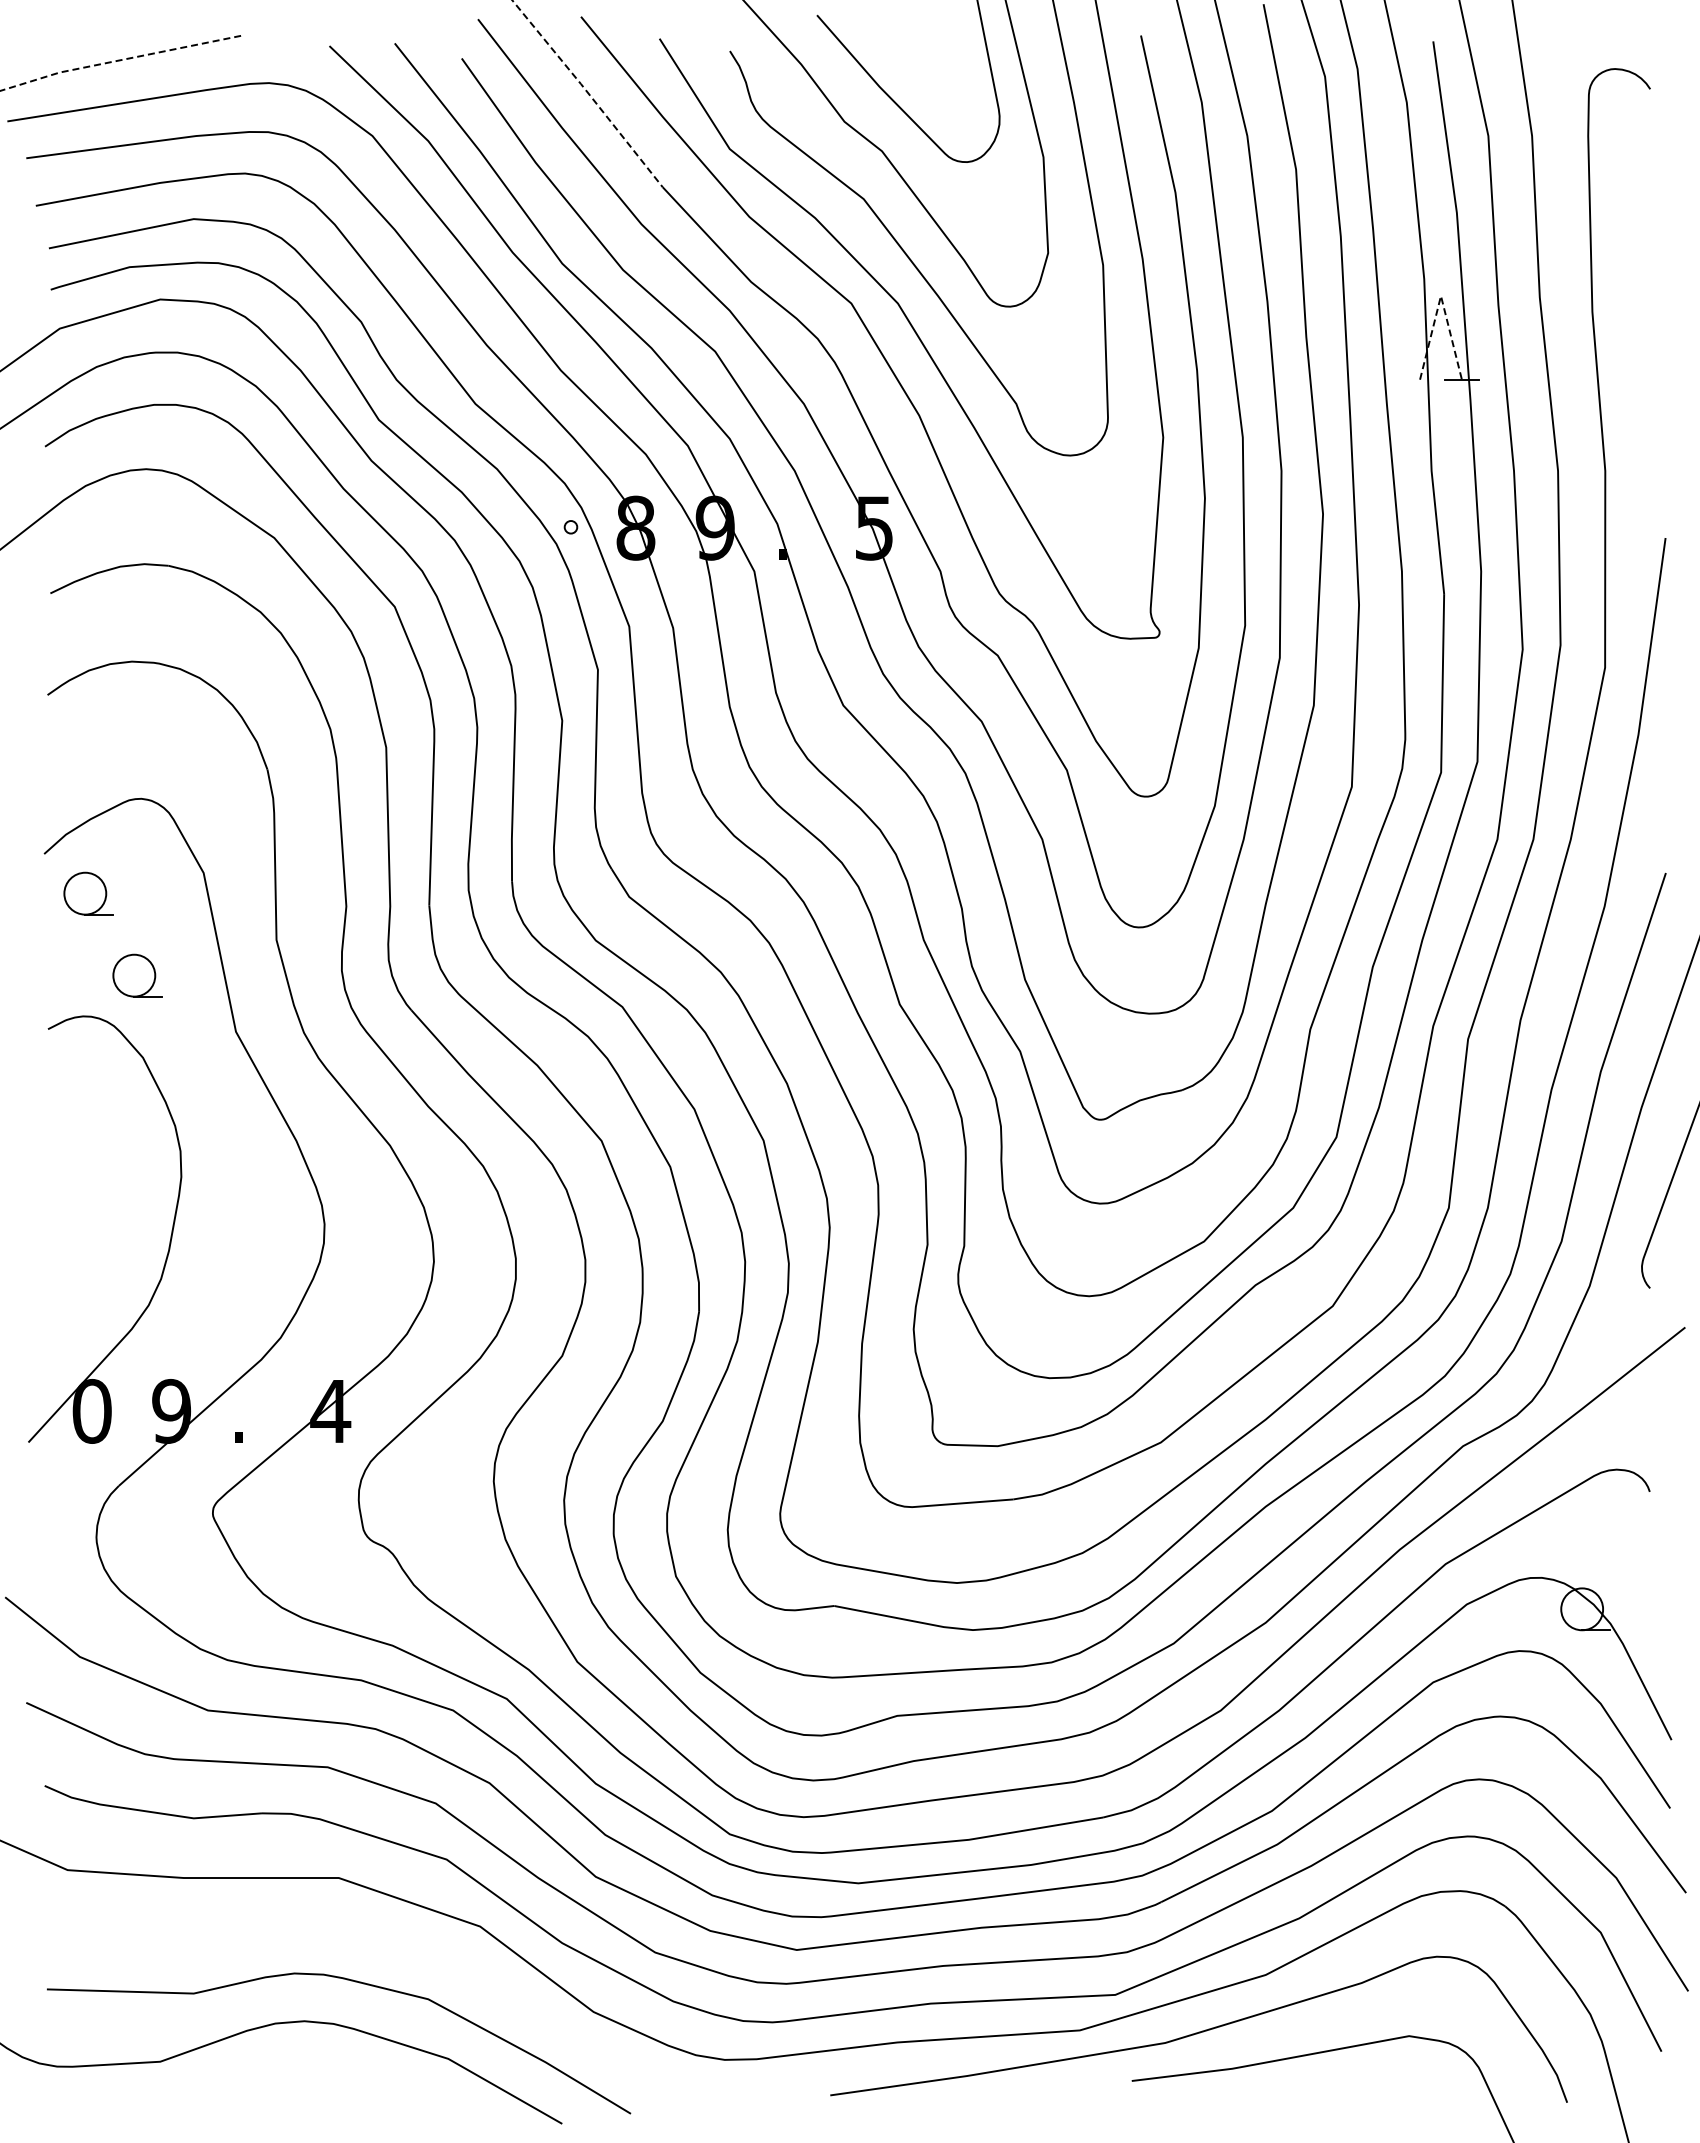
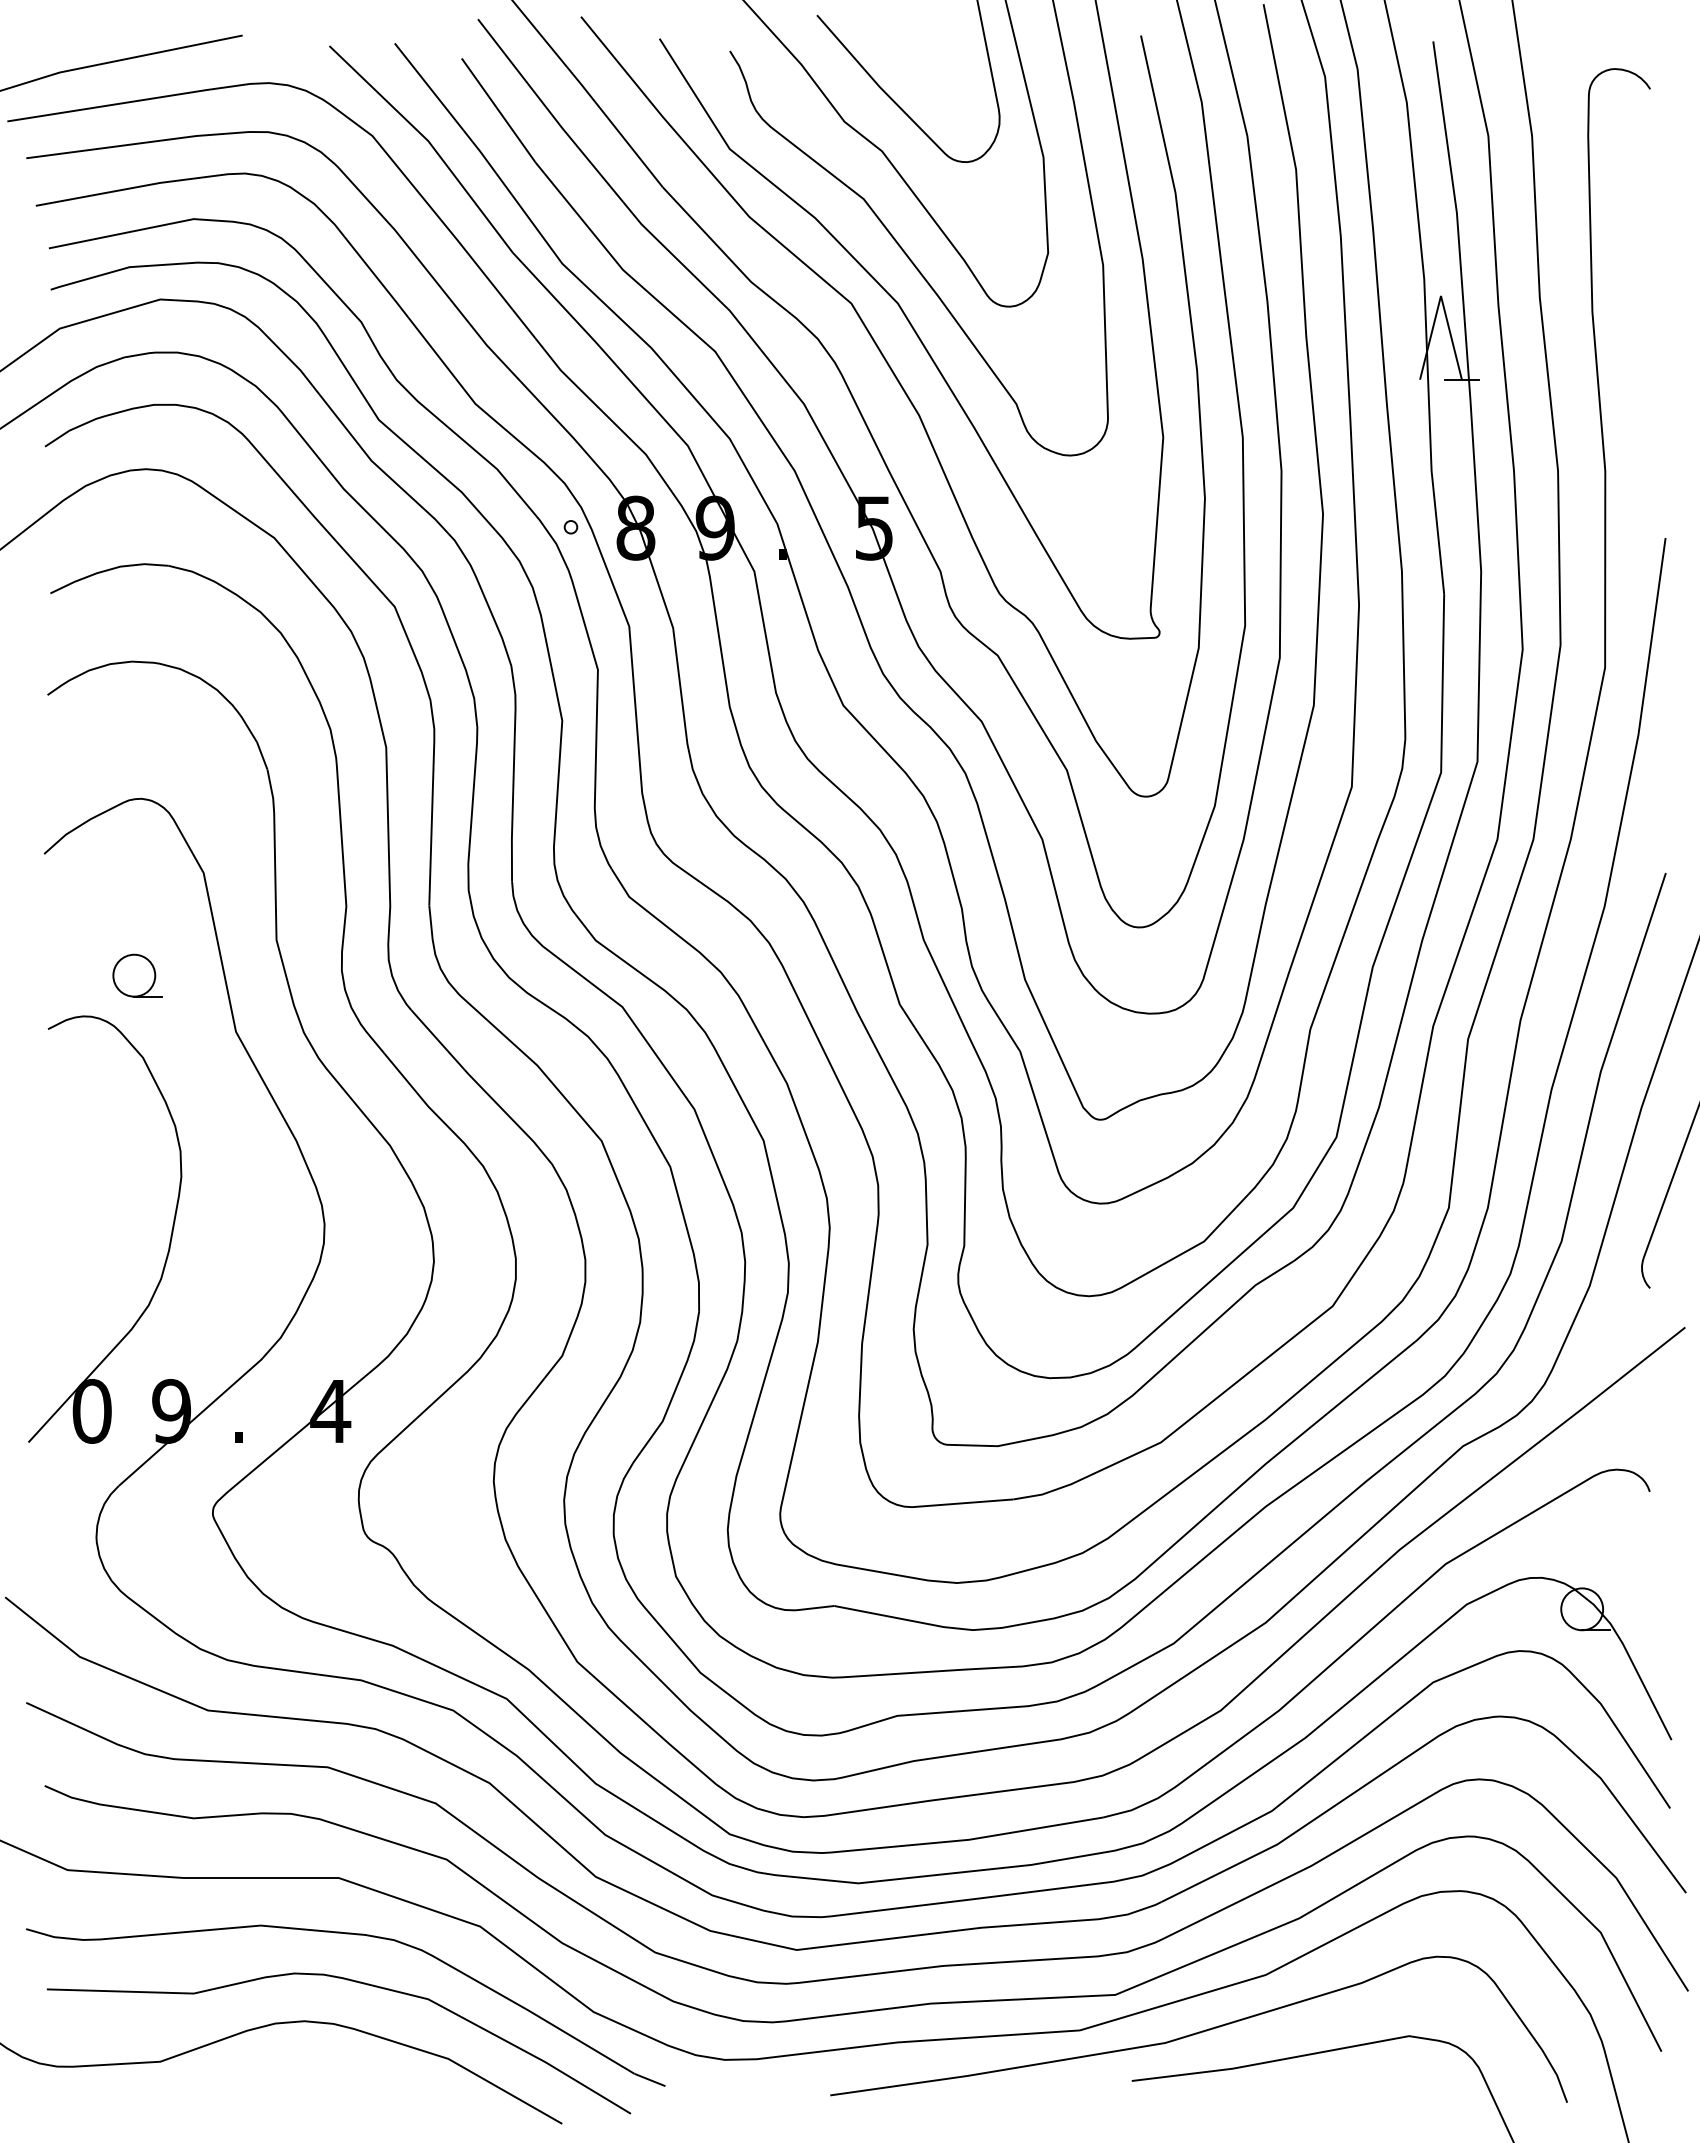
line: dashed -> solid (120, 60)
line: dashed -> solid (588, 93)
line: dashed -> solid (1440, 295)
part: present -> none (88, 893)
part: none -> present (356, 1935)
